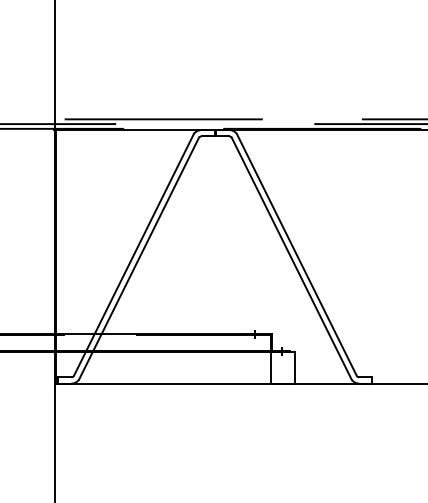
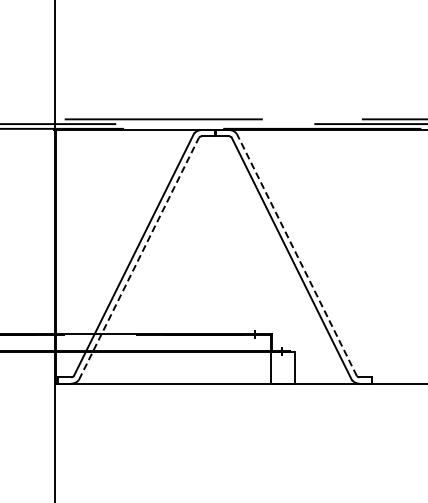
line: solid -> dashed (296, 254)
line: solid -> dashed (139, 258)
